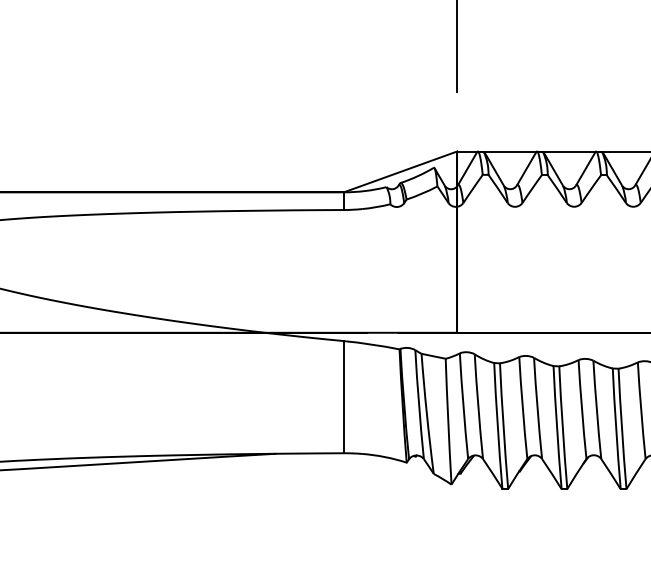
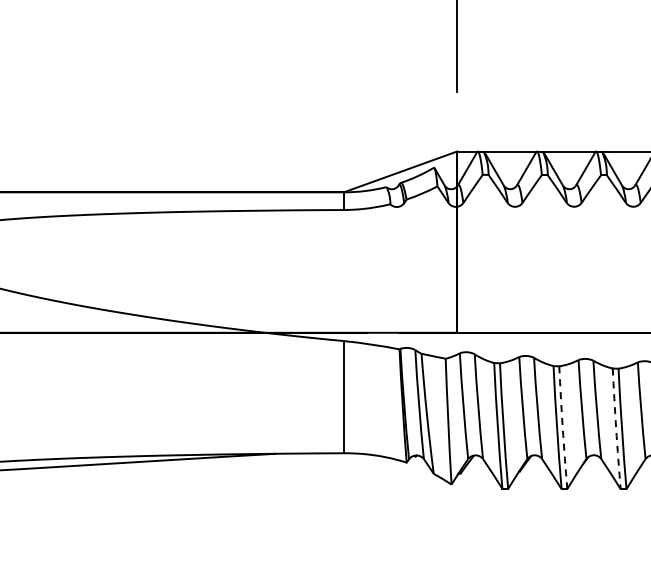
arc: solid -> dashed (562, 427)
arc: solid -> dashed (616, 428)
